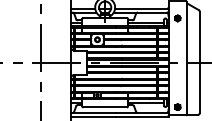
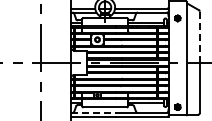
line: solid -> dashed (199, 37)
line: solid -> dashed (94, 112)
